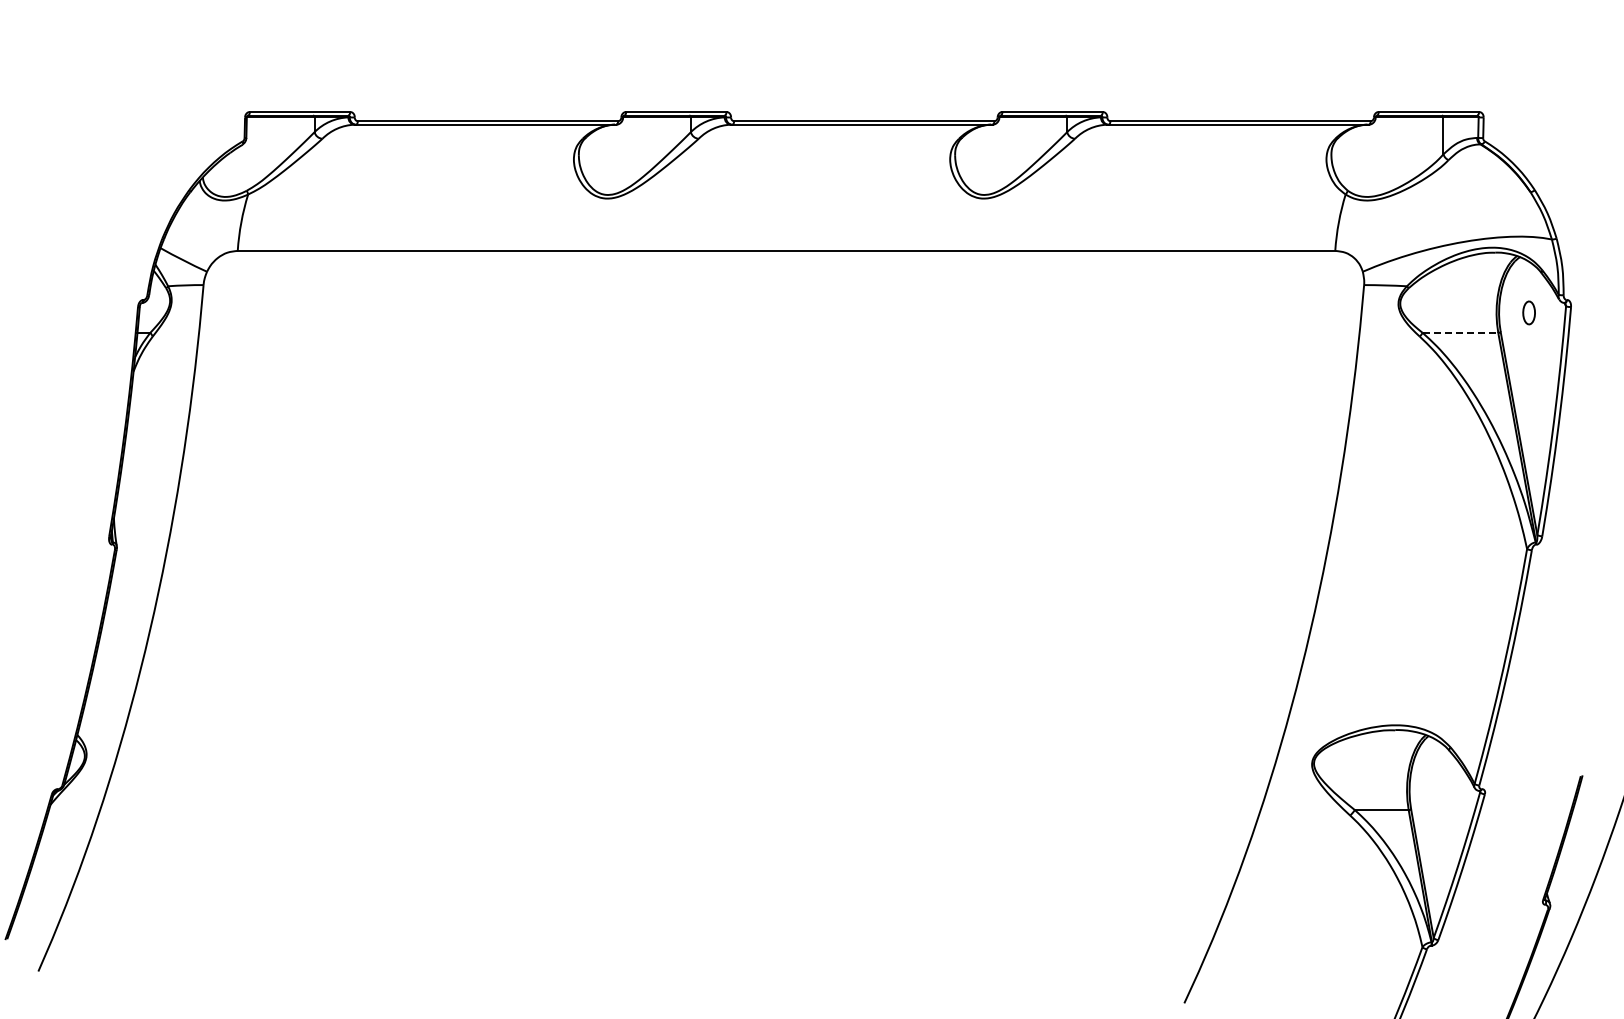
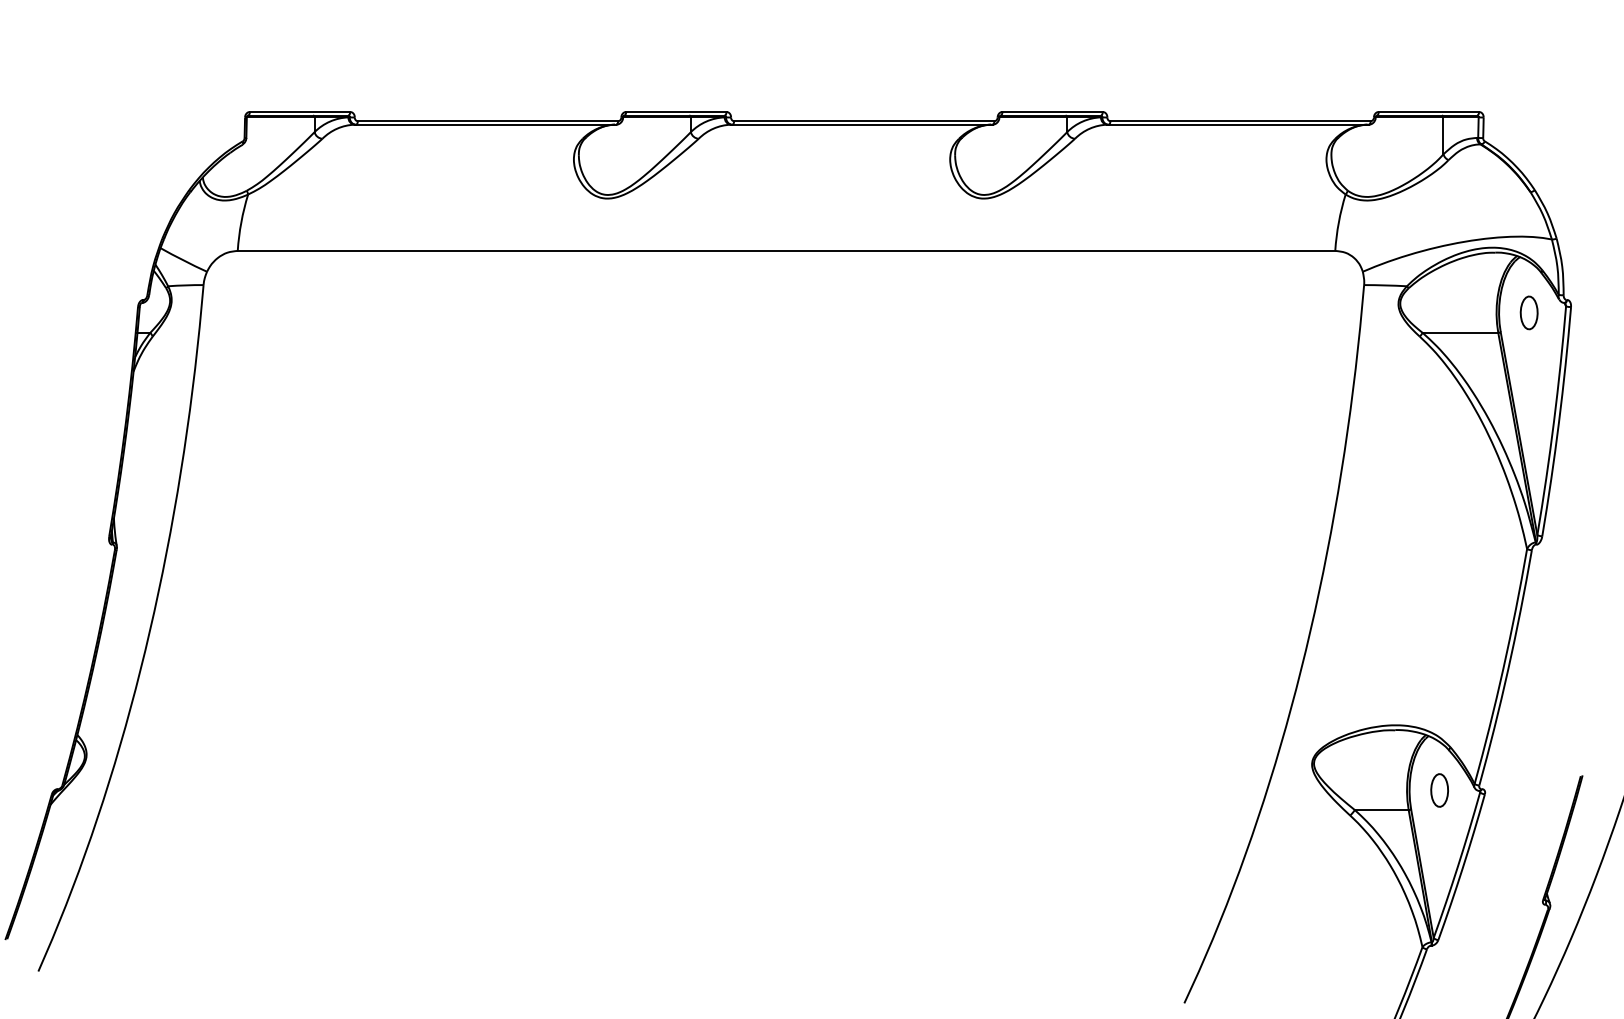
part size: 14x26 px -> 20x36 px (1528, 312)
line: dashed -> solid (1460, 332)
part: none -> present (1439, 790)
